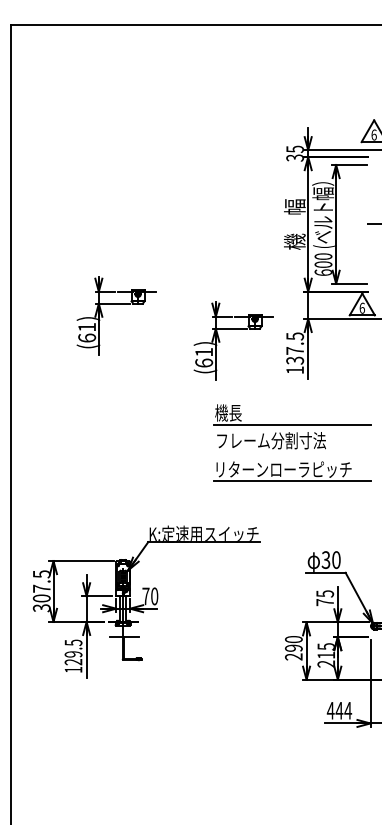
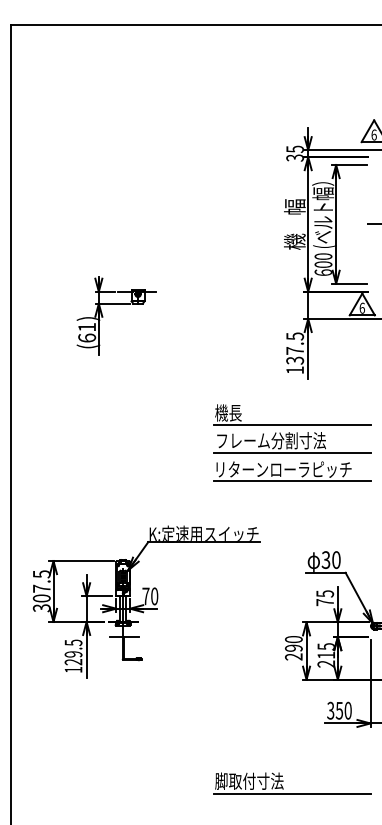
part: present -> none (233, 329)
line: none -> present (291, 453)
text: 444 -> 350 (339, 710)
part: none -> present (283, 781)
